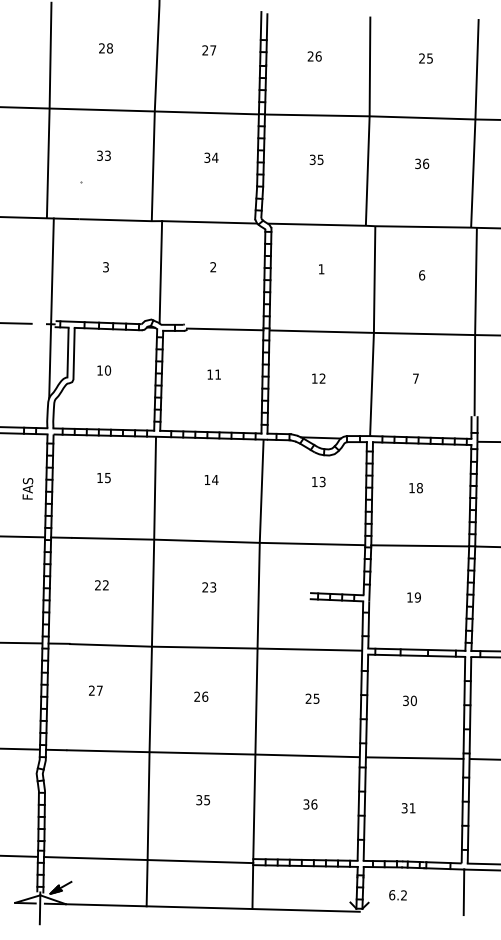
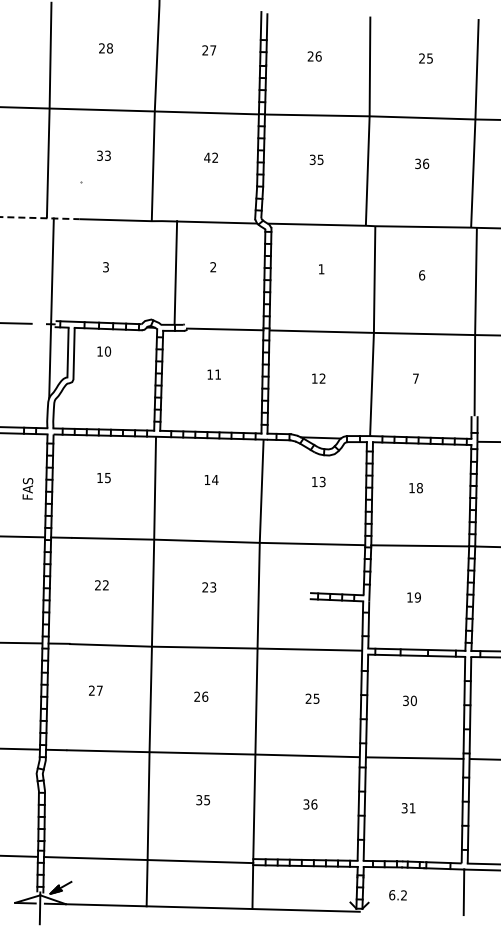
text: 34 -> 42 (211, 157)
line: solid -> dashed (40, 218)
line position: (160, 272) -> (175, 272) (175, 272)
text position: (104, 370) -> (104, 351) (104, 351)
